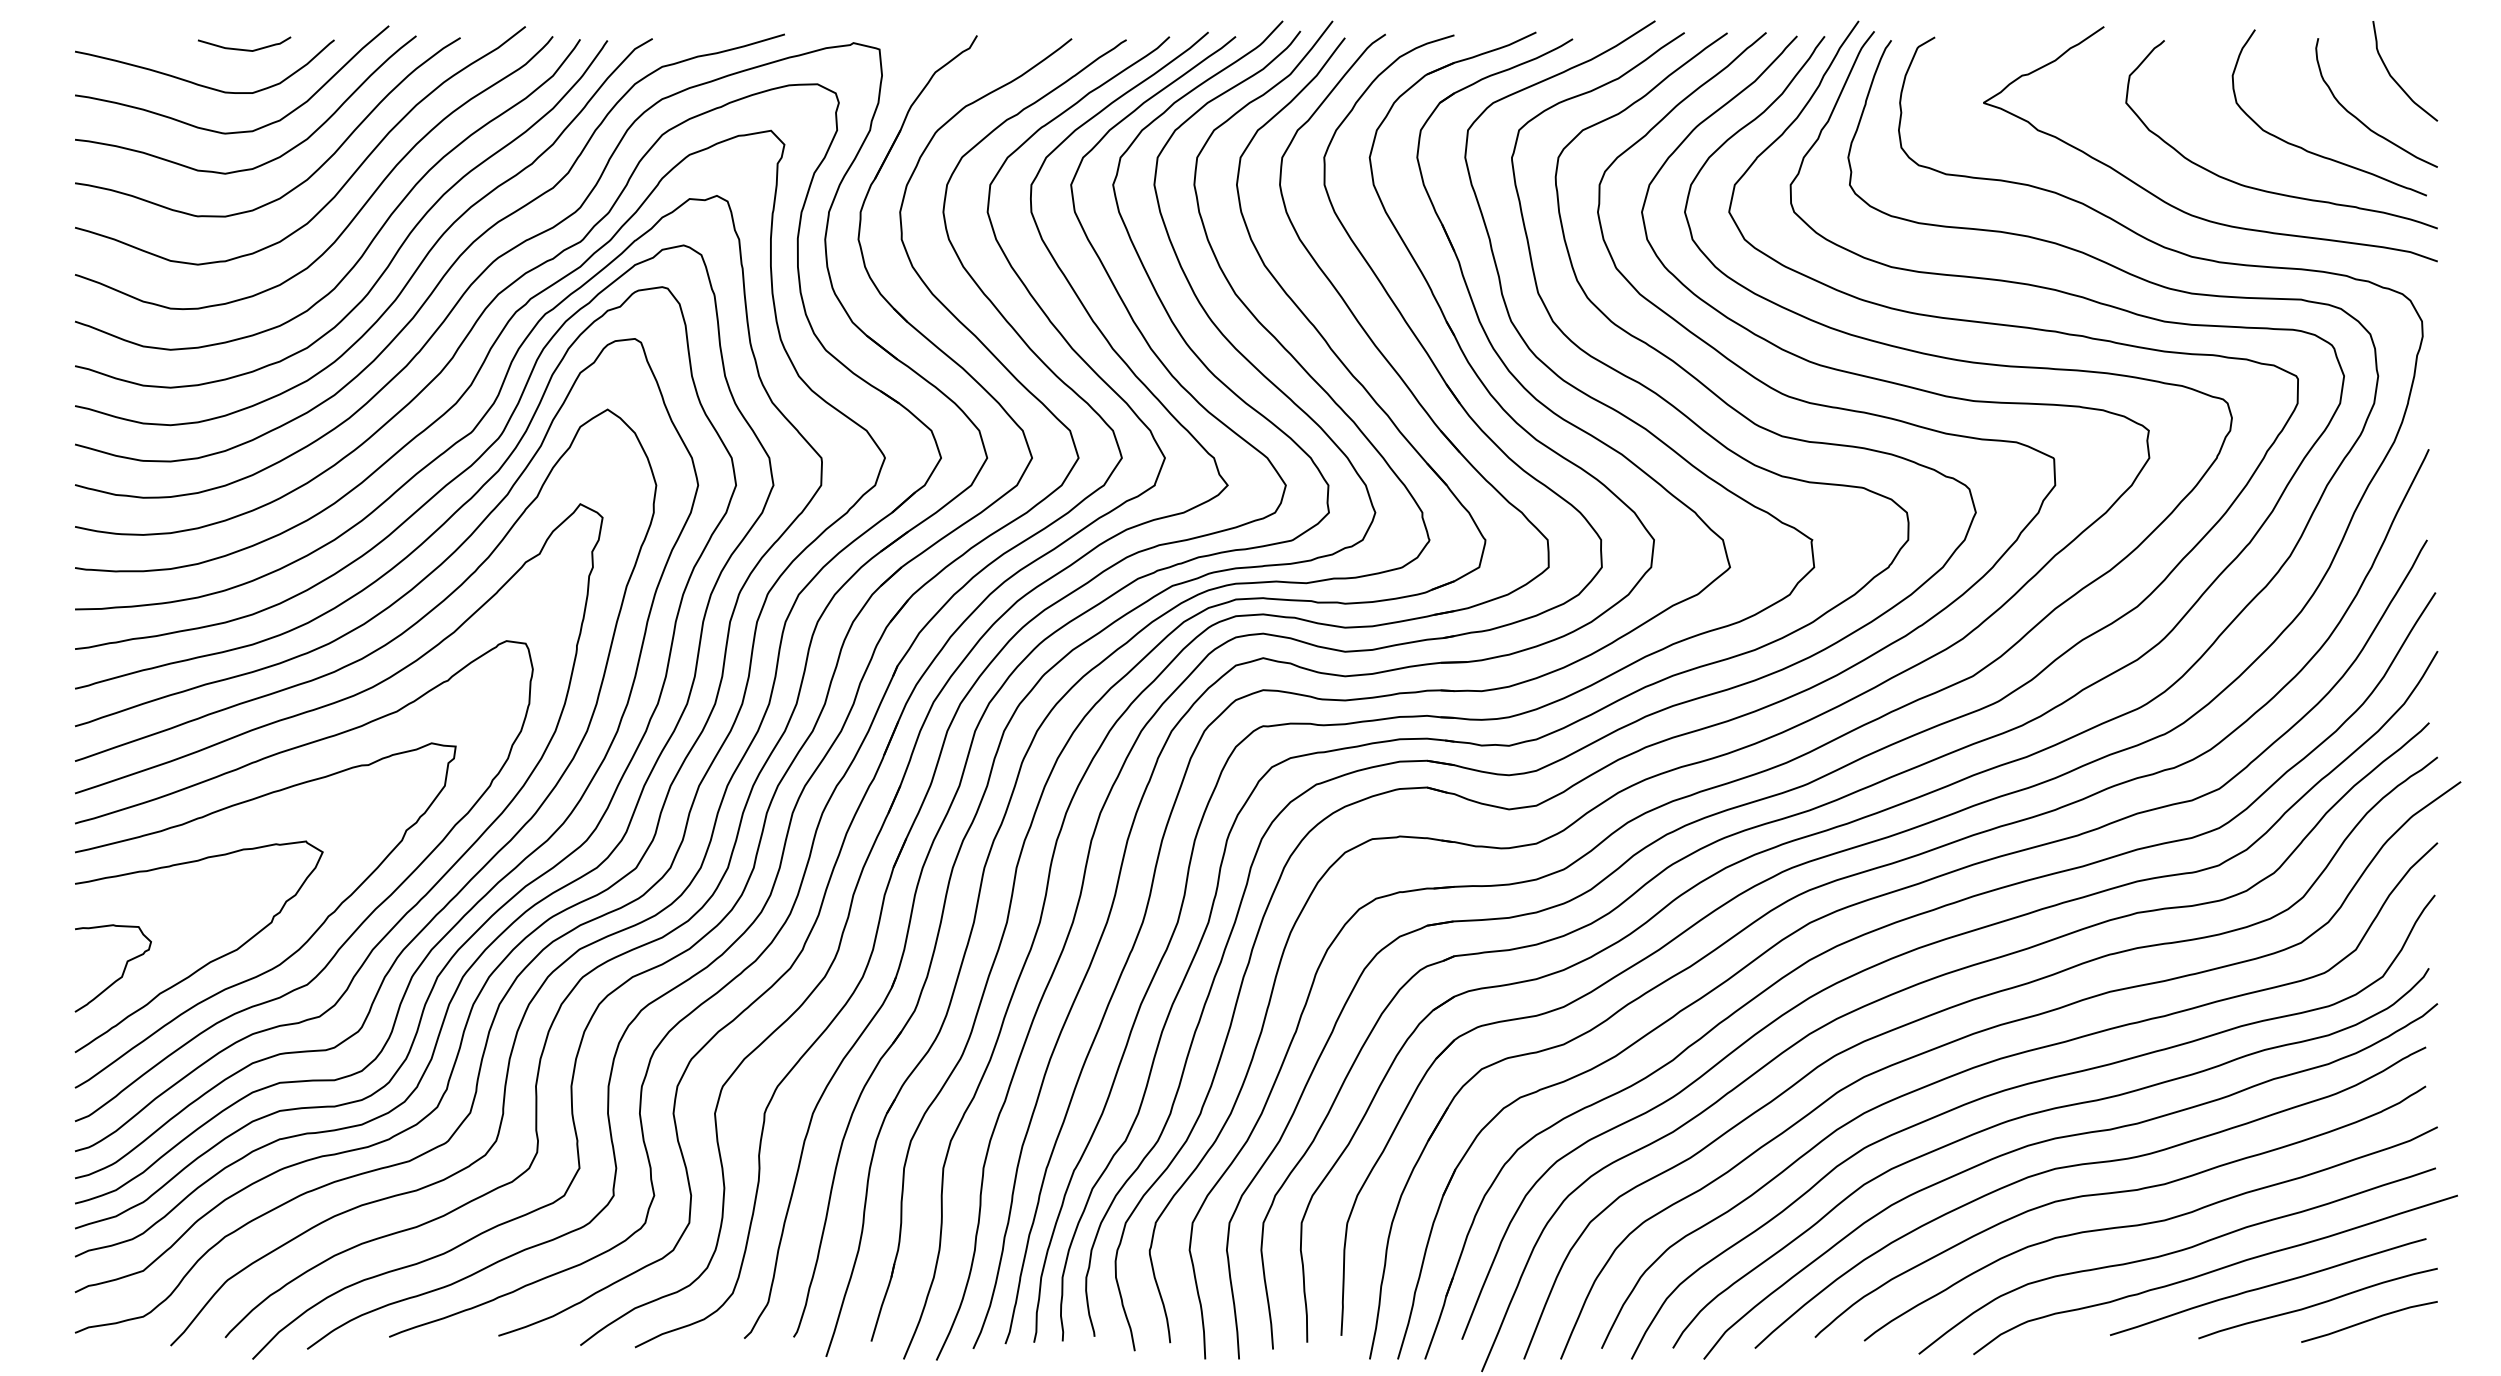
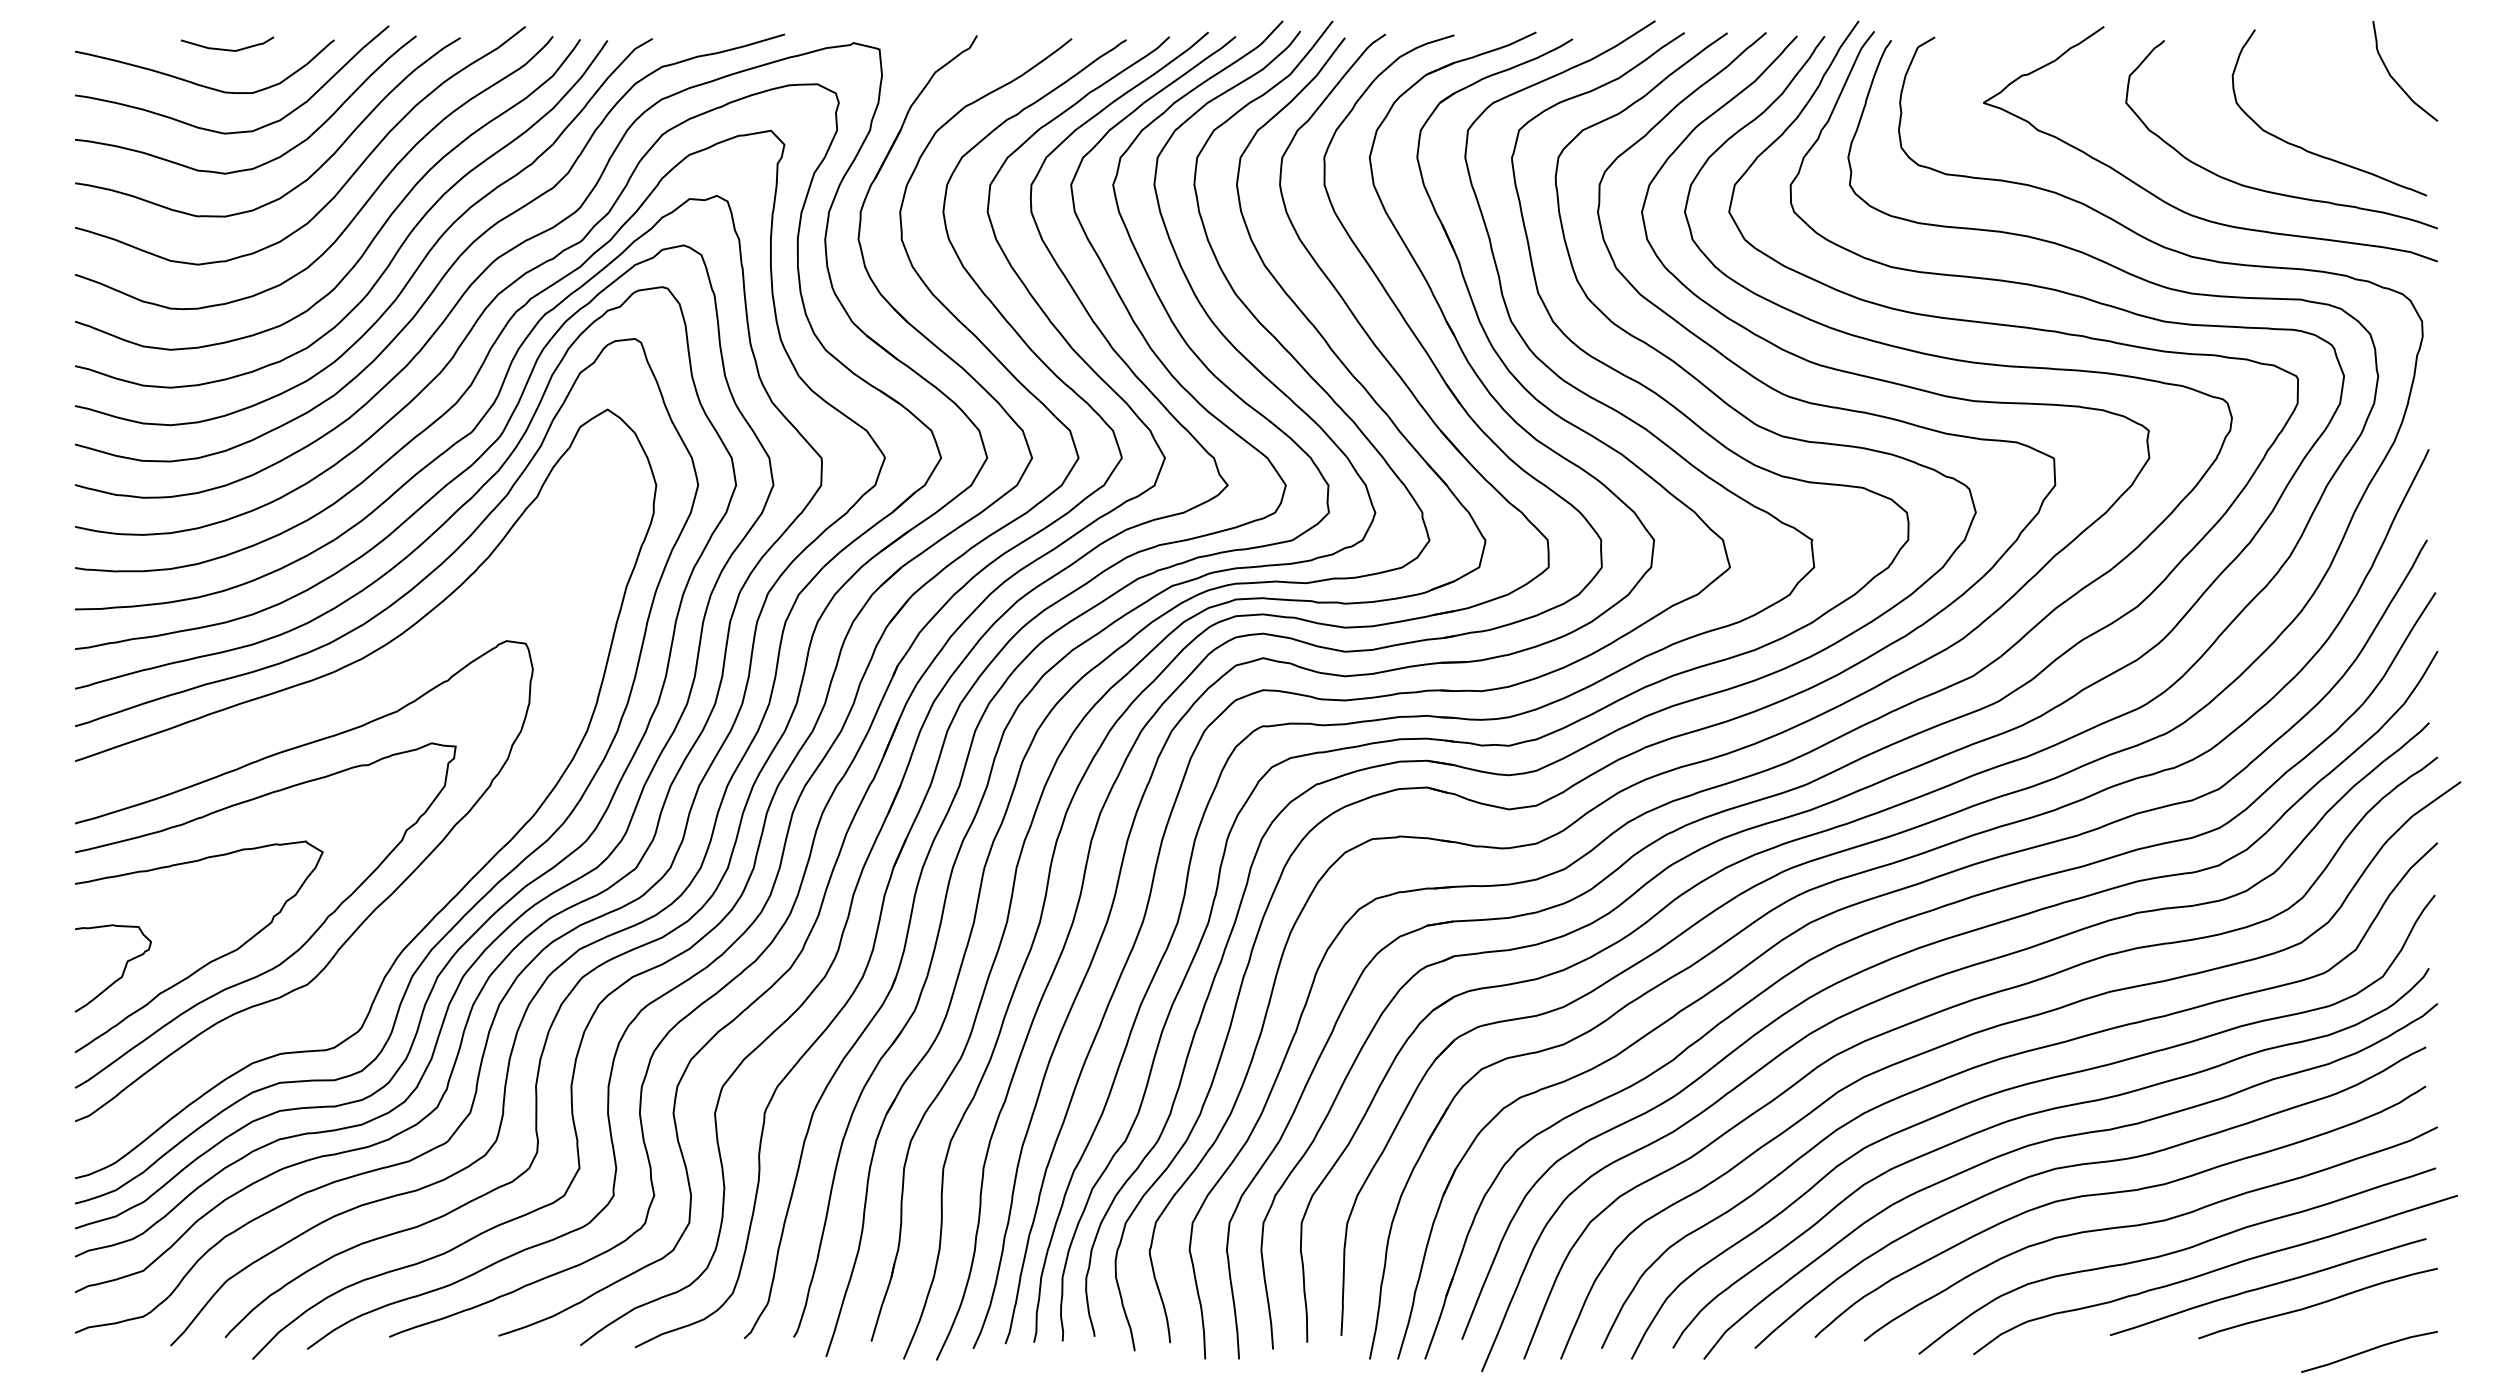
curve position: (244, 49) -> (227, 49) (227, 49)
curve: present -> none (2362, 121)
curve: present -> none (416, 902)
line position: (2369, 1321) -> (2369, 1351) (2369, 1351)
